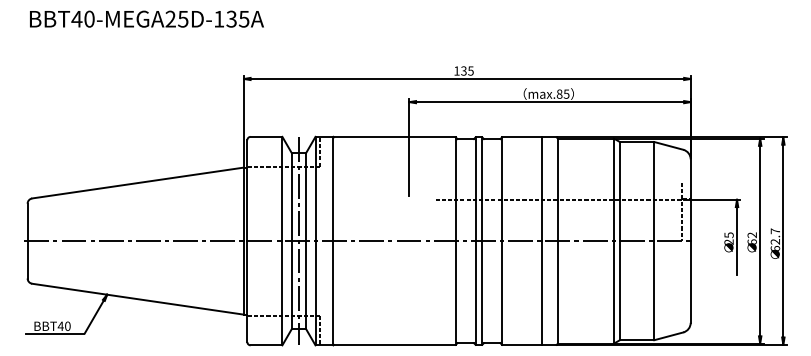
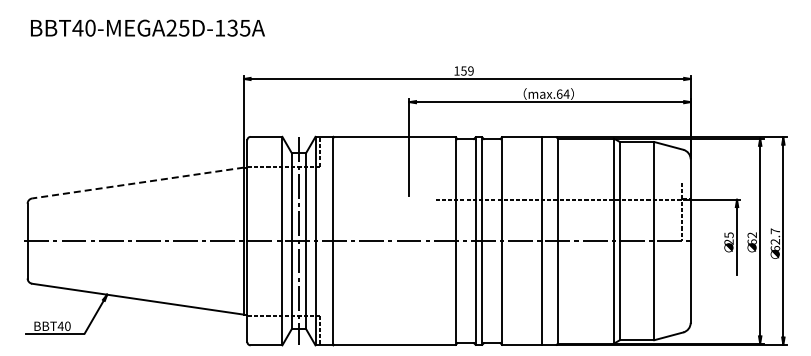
text position: (146, 18) -> (147, 27) (147, 27)
text: 135 -> 159 (467, 70)
text: max.85 -> max.64 (562, 93)
line: solid -> dashed (137, 183)
